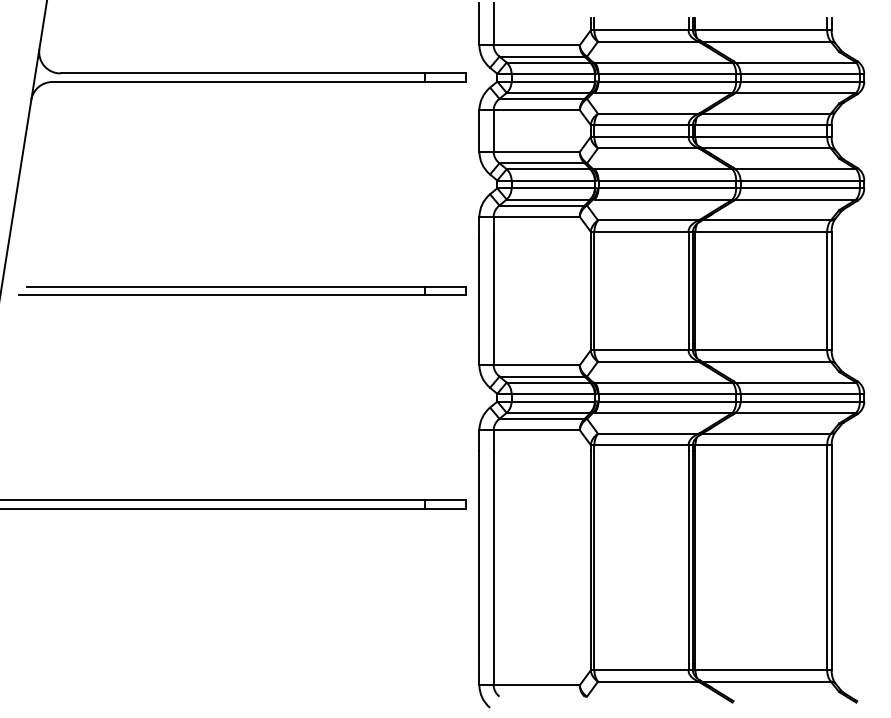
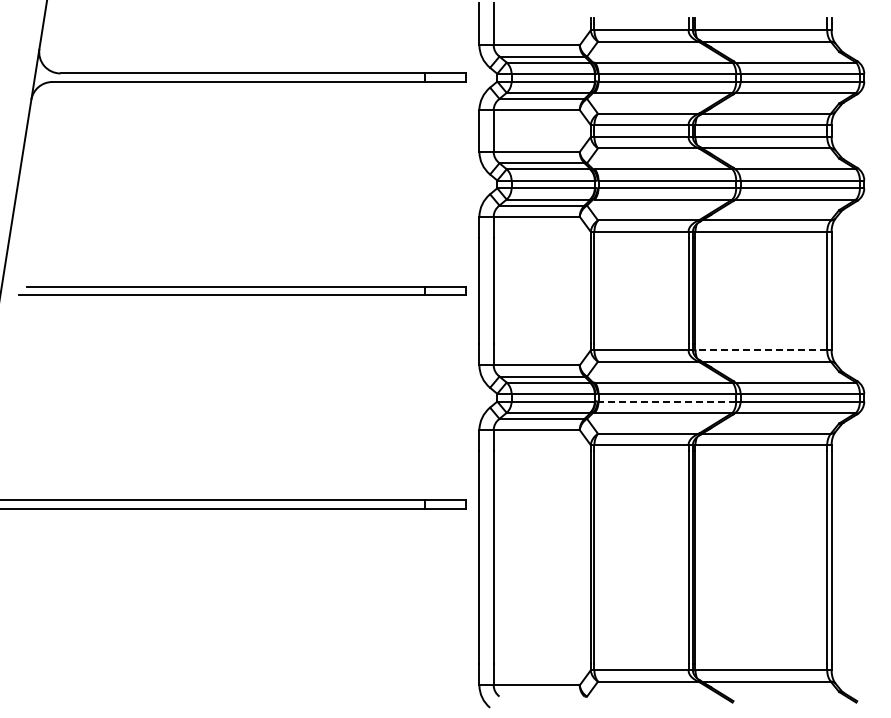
line: solid -> dashed (761, 350)
line: solid -> dashed (667, 401)
